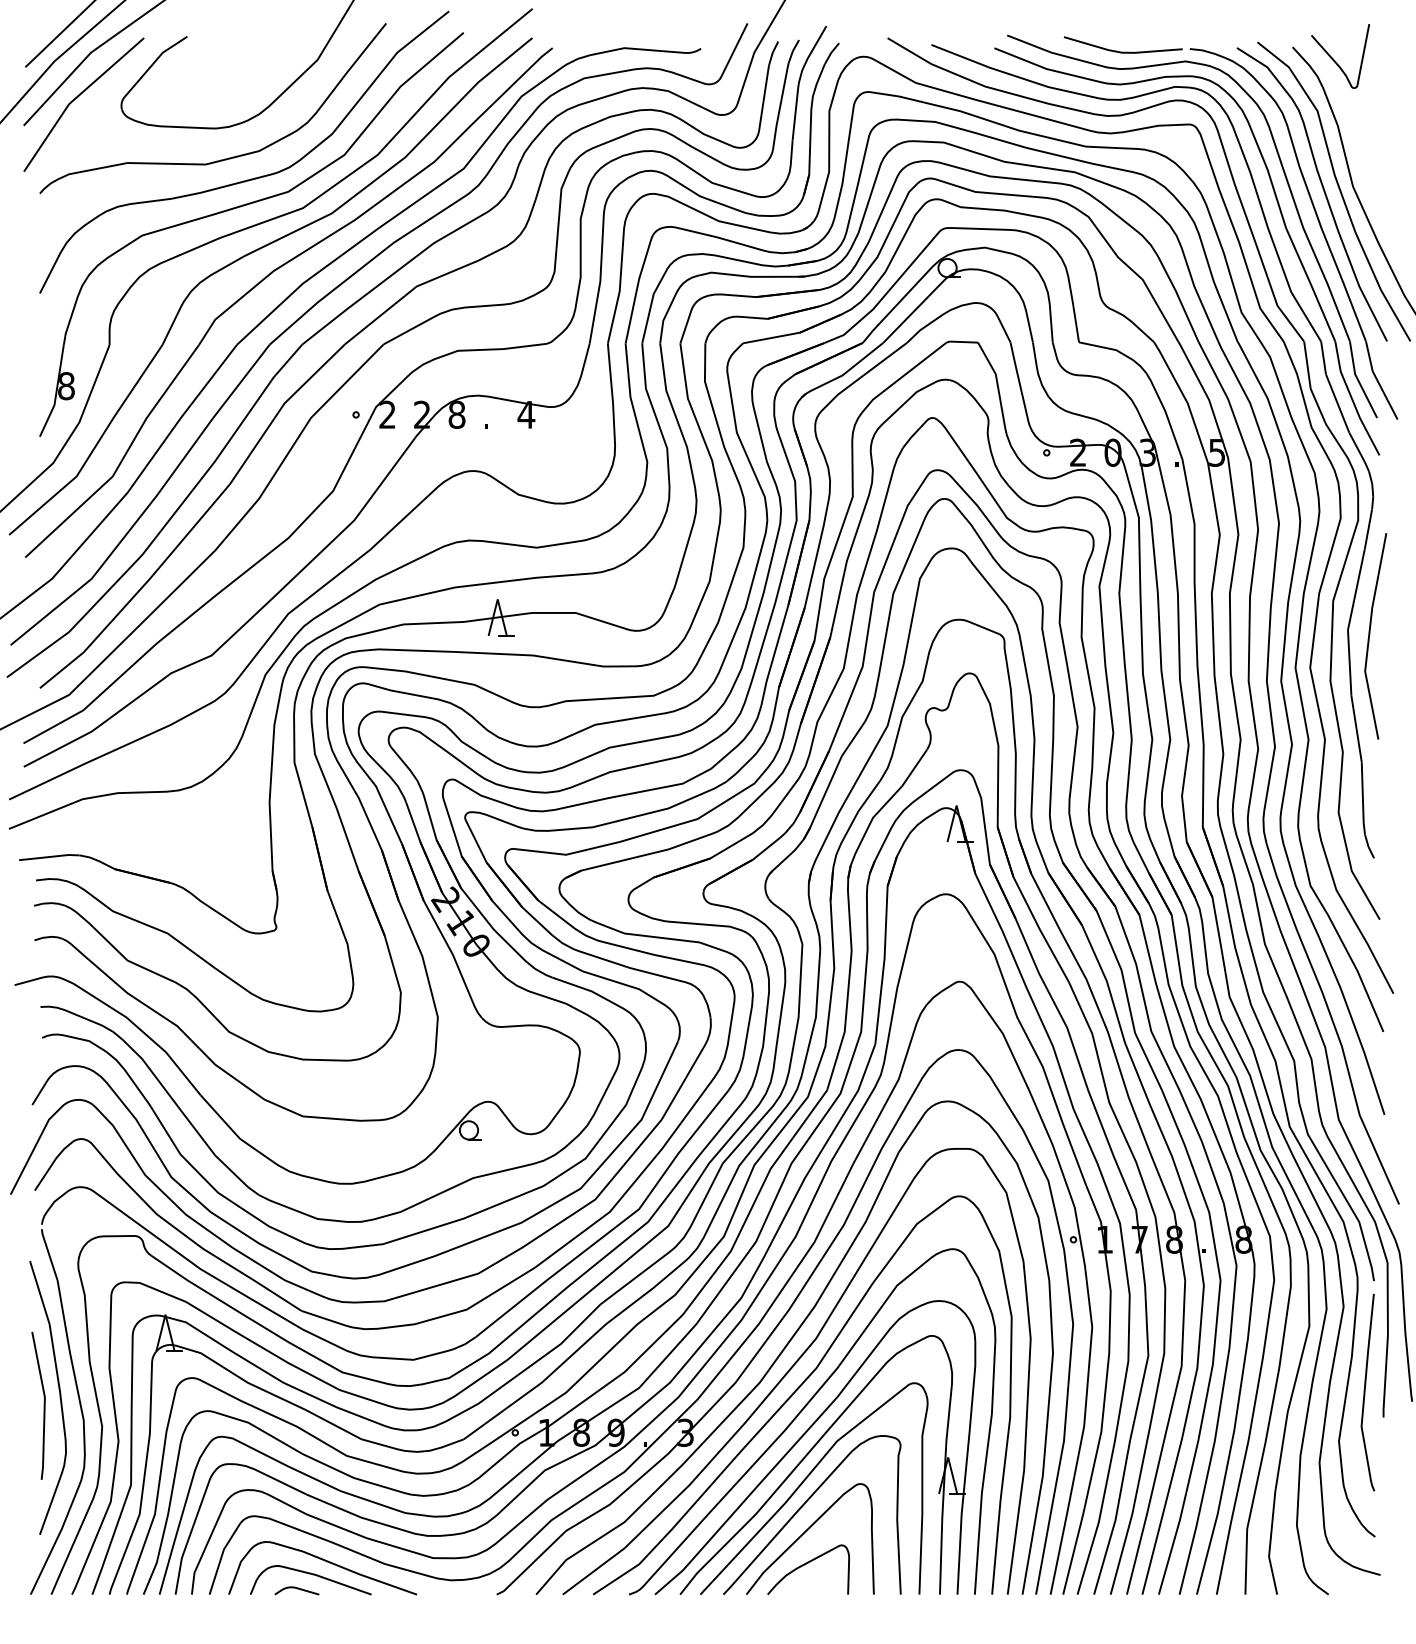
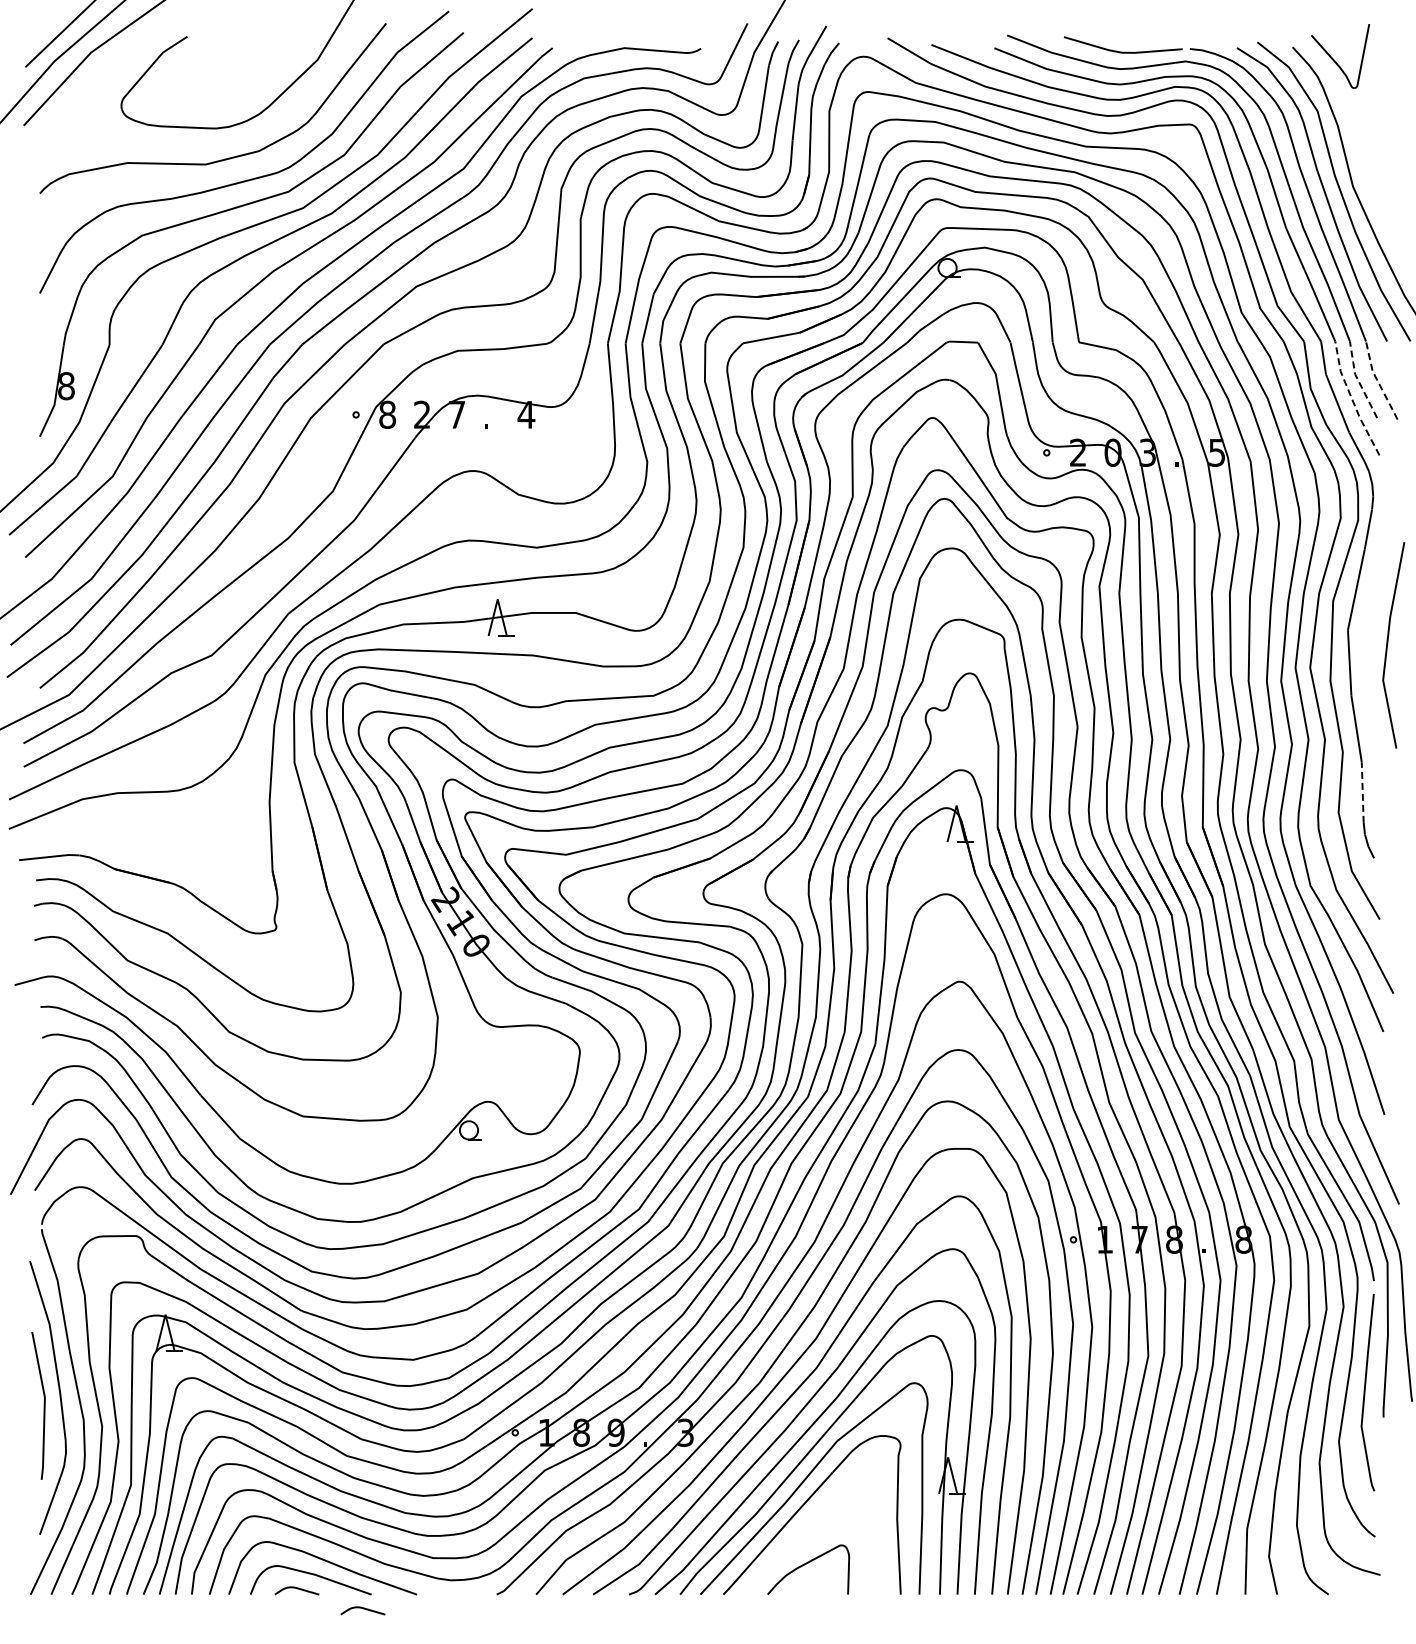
line: present -> none (77, 98)
line: solid -> dashed (1358, 380)
line: solid -> dashed (1377, 381)
line: solid -> dashed (1352, 399)
text: 2 -> 8 (387, 414)
text: 8 -> 7 (456, 414)
line position: (1370, 635) -> (1388, 644) (1388, 644)
line: solid -> dashed (1362, 792)
curve: present -> none (806, 1532)
curve: none -> present (363, 1609)
